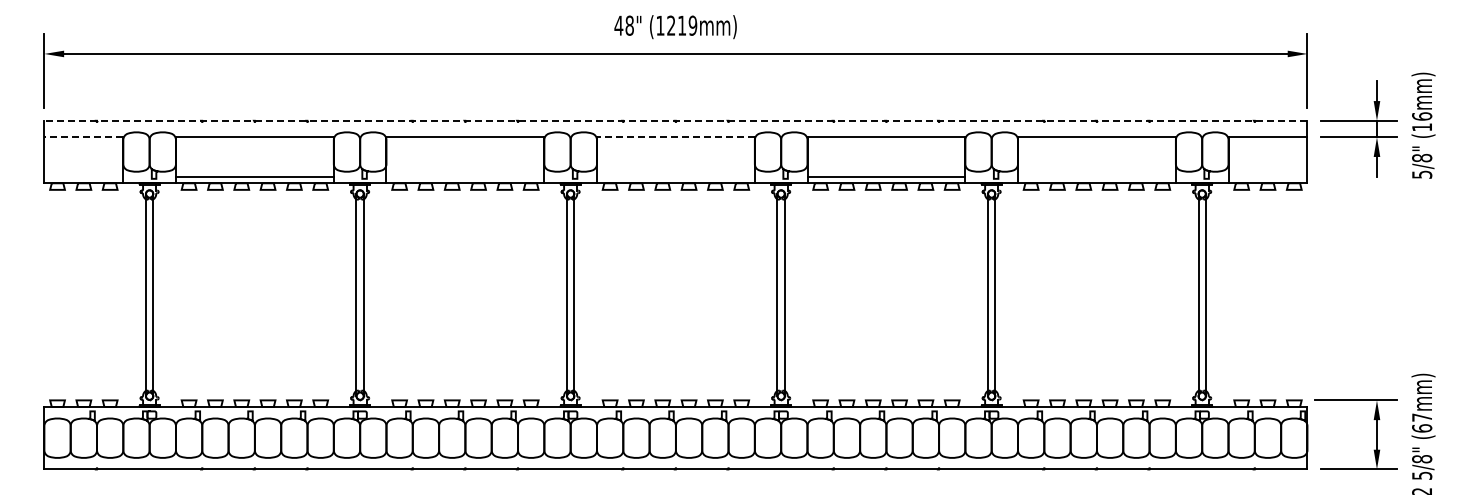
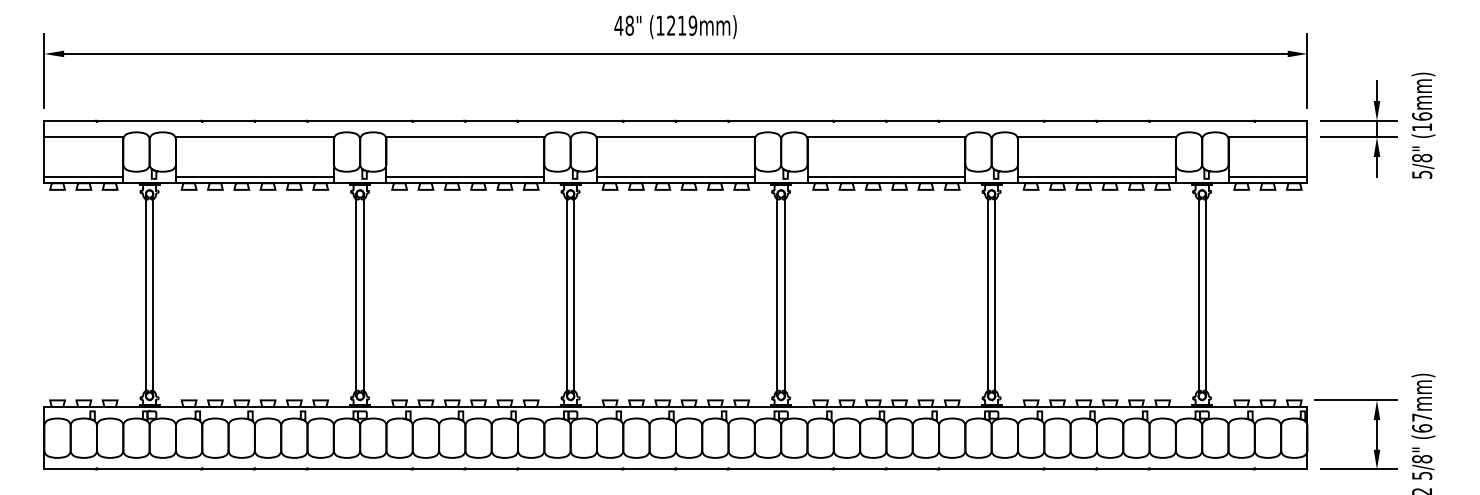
line: dashed -> solid (675, 120)
line: dashed -> solid (83, 137)
line: dashed -> solid (675, 137)
line: none -> present (83, 176)
line: none -> present (465, 176)
line: none -> present (675, 176)
line: none -> present (1096, 176)
line: none -> present (1267, 176)
